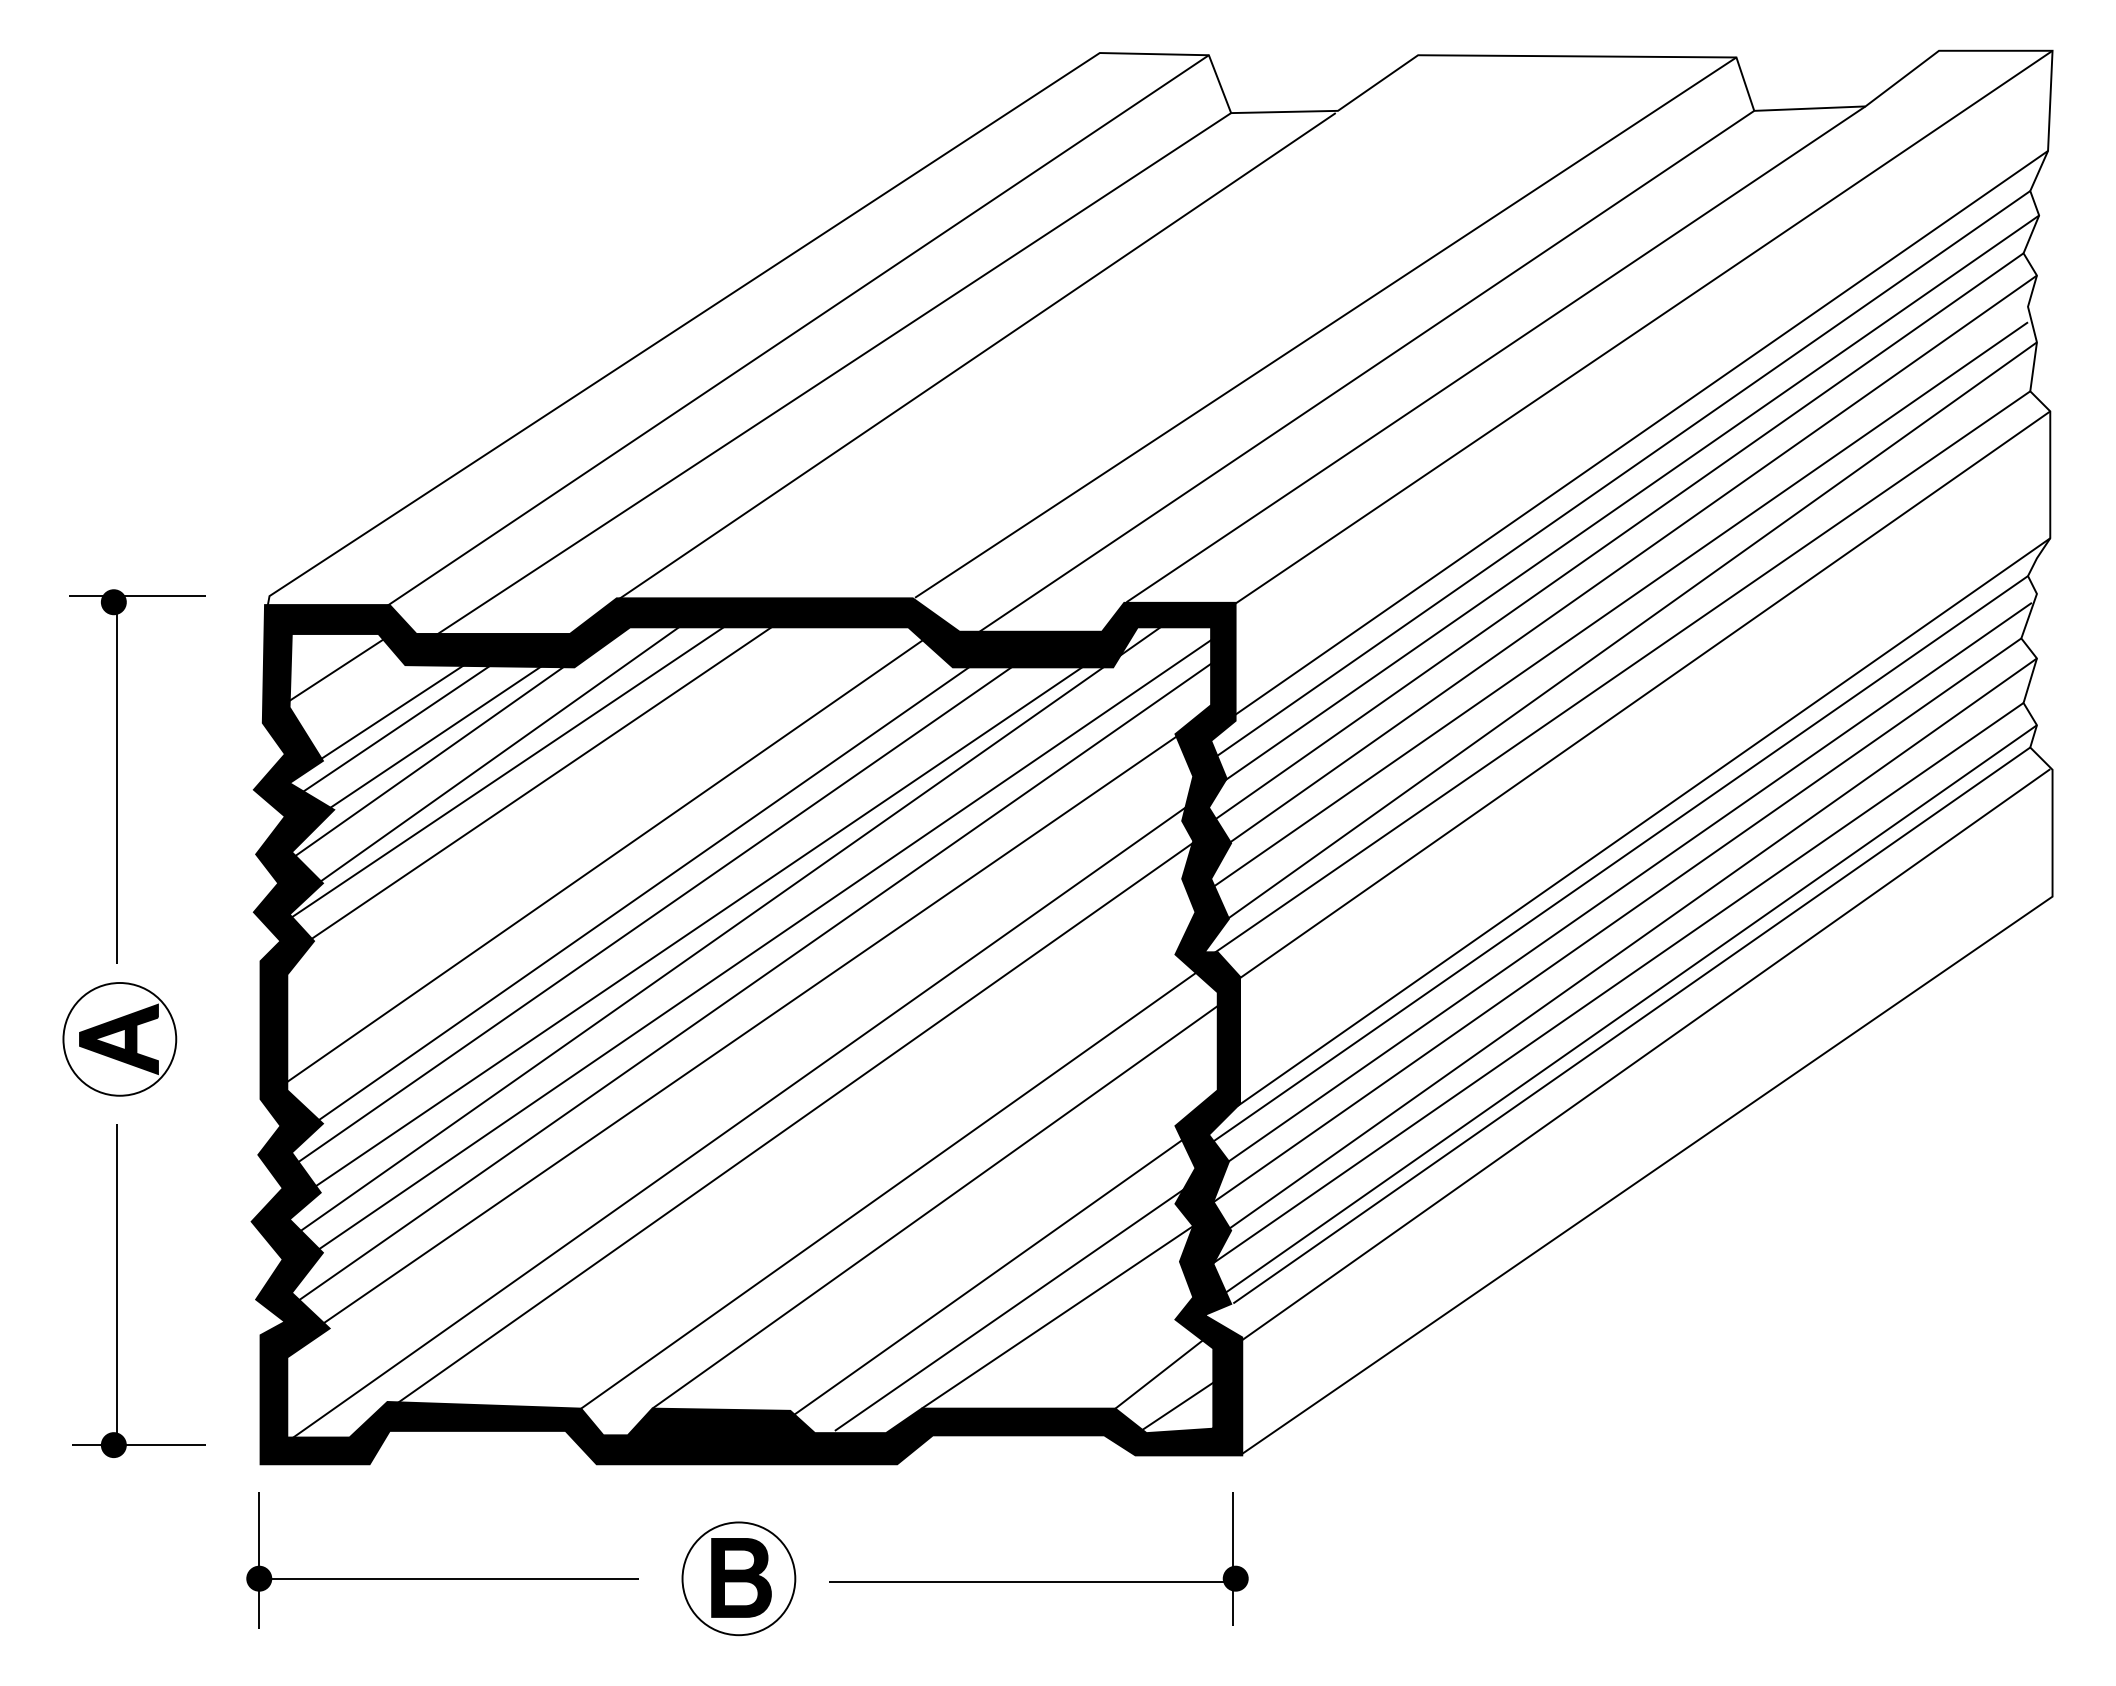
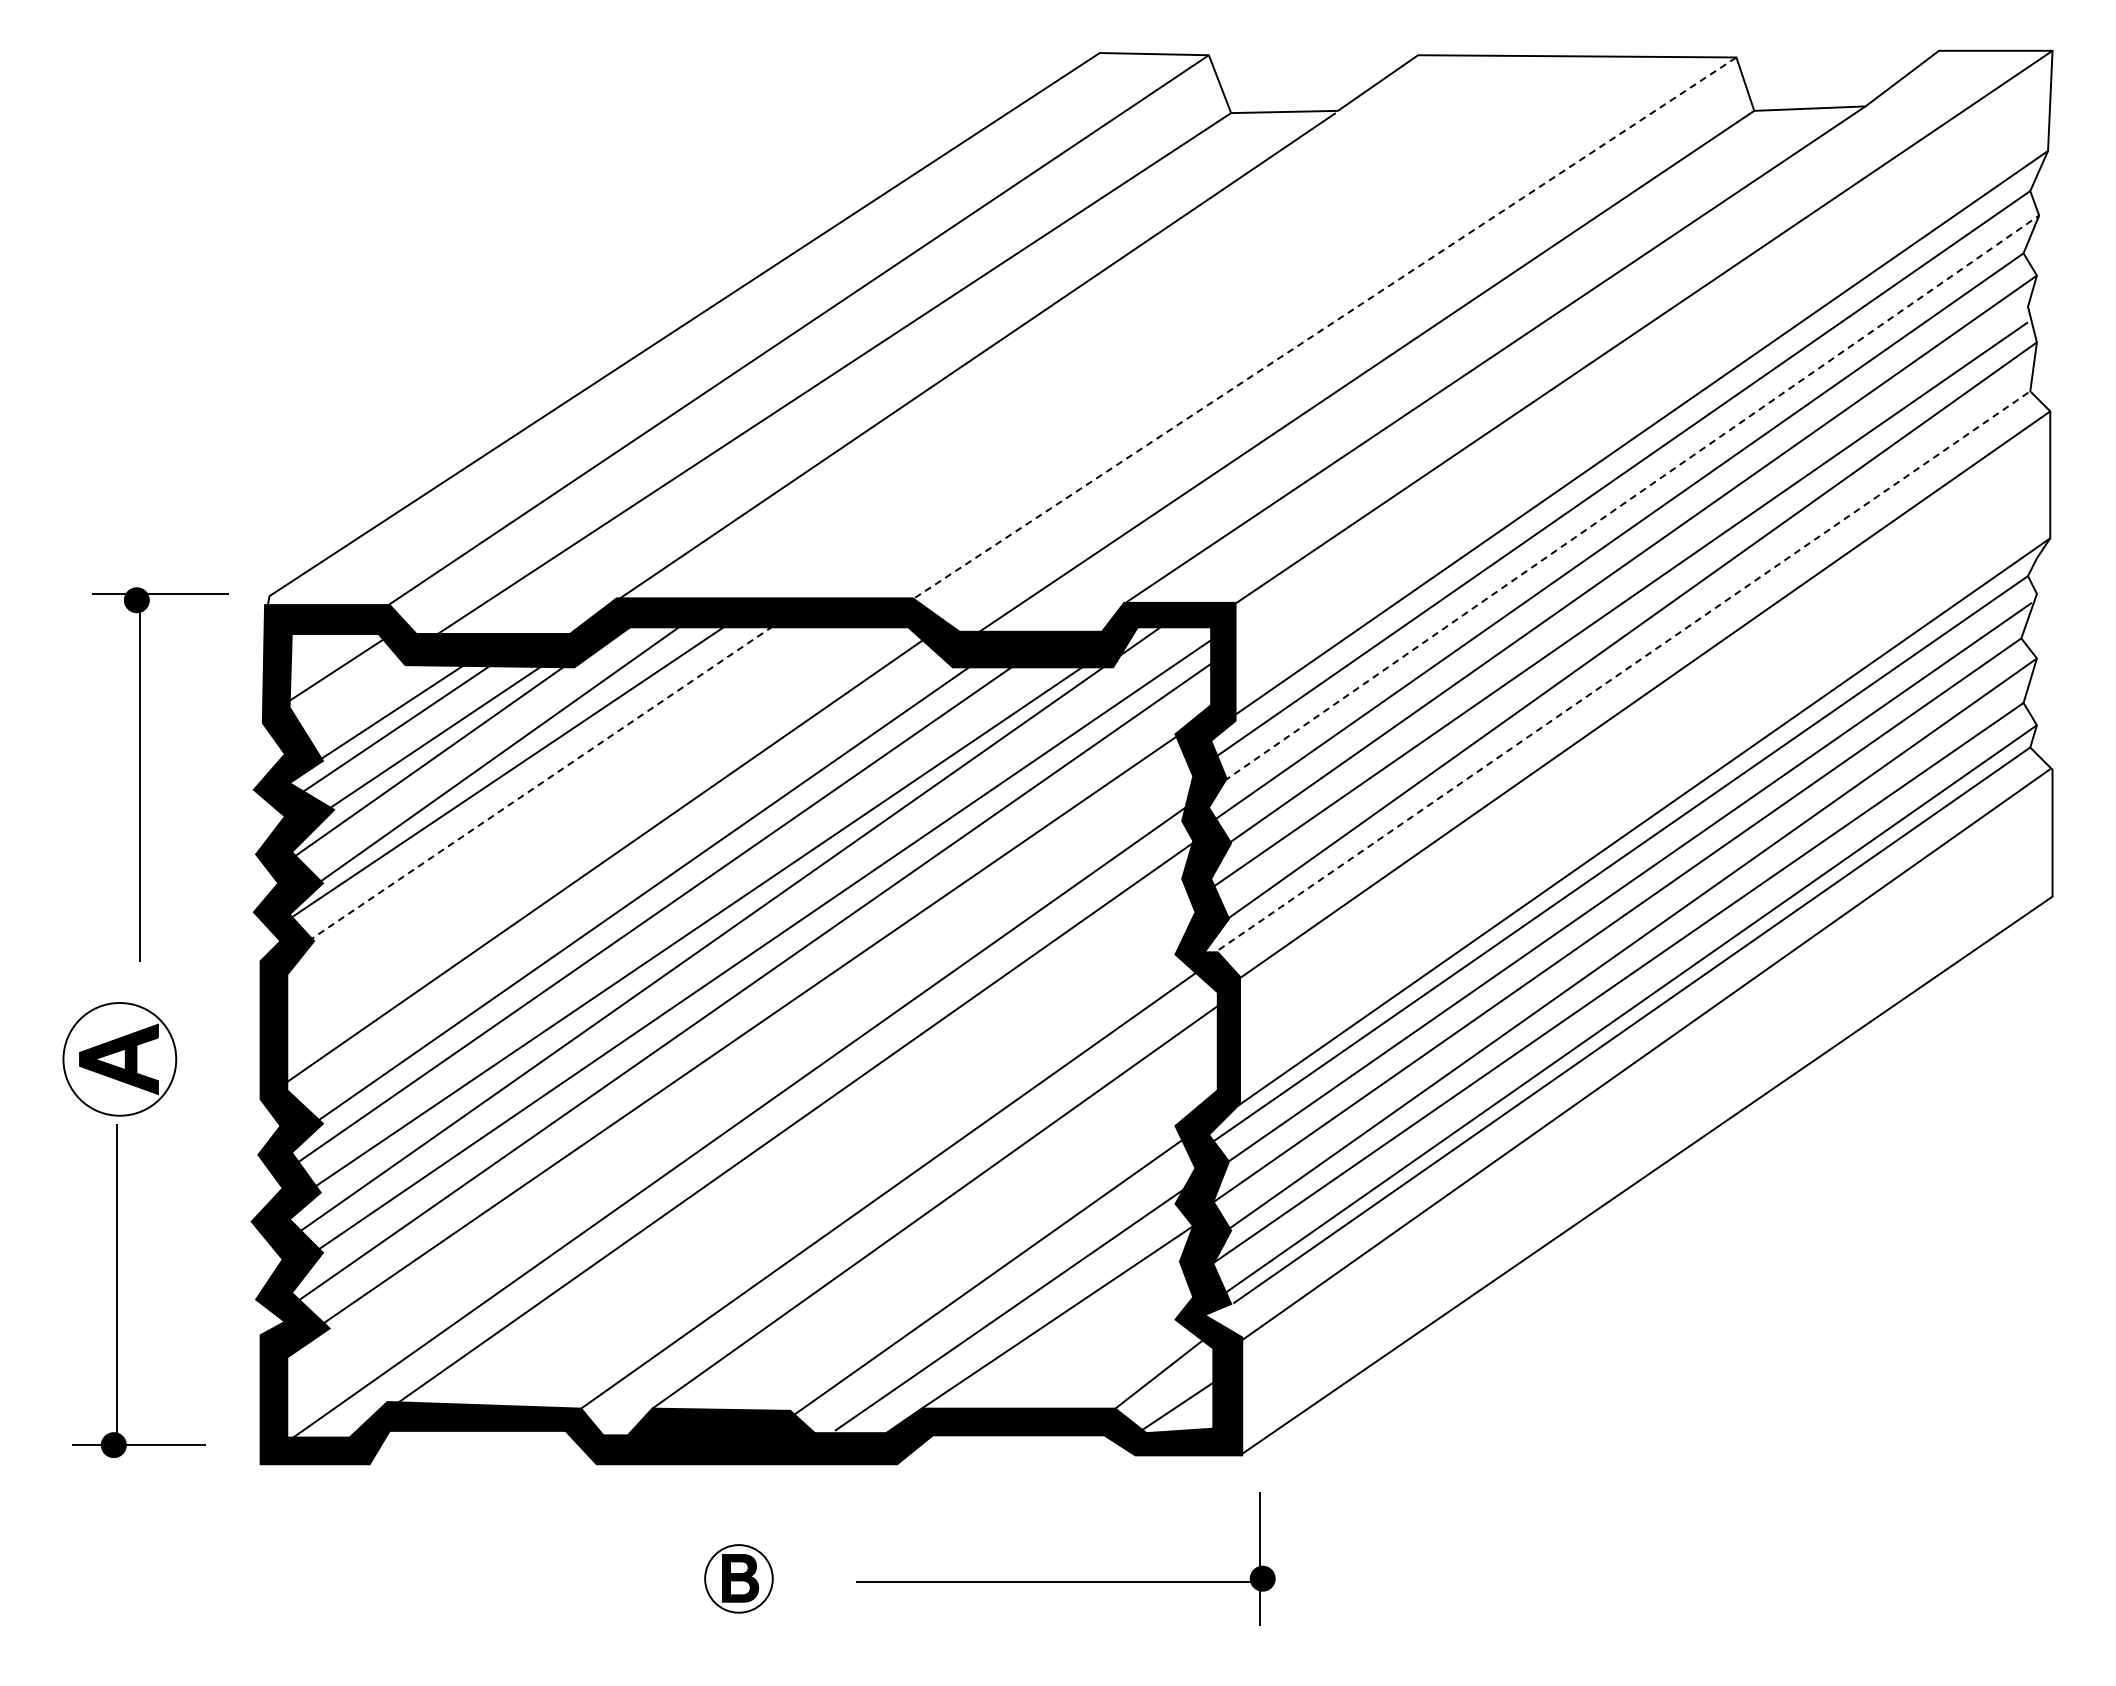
line: solid -> dashed (1325, 327)
line: solid -> dashed (1631, 498)
line: solid -> dashed (1619, 674)
part position: (117, 776) -> (140, 774) (140, 774)
line: solid -> dashed (536, 786)
part position: (119, 1039) -> (119, 1059) (119, 1059)
part: present -> none (442, 1578)
part size: 116x116 px -> 70x70 px (738, 1578)
part position: (1038, 1581) -> (1065, 1581) (1065, 1581)
